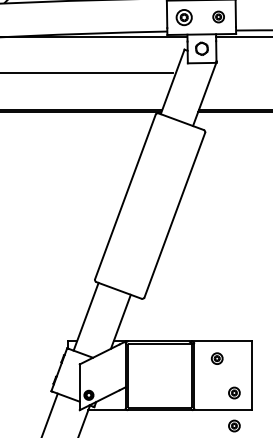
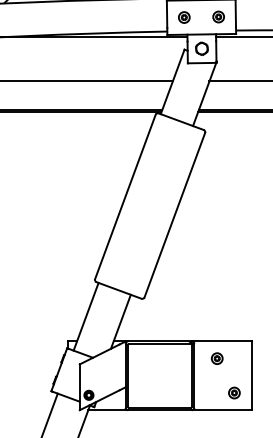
part size: 18x18 px -> 13x13 px (184, 17)
line position: (87, 73) -> (87, 81) (87, 81)
line: none -> present (239, 81)
part: present -> none (234, 425)
